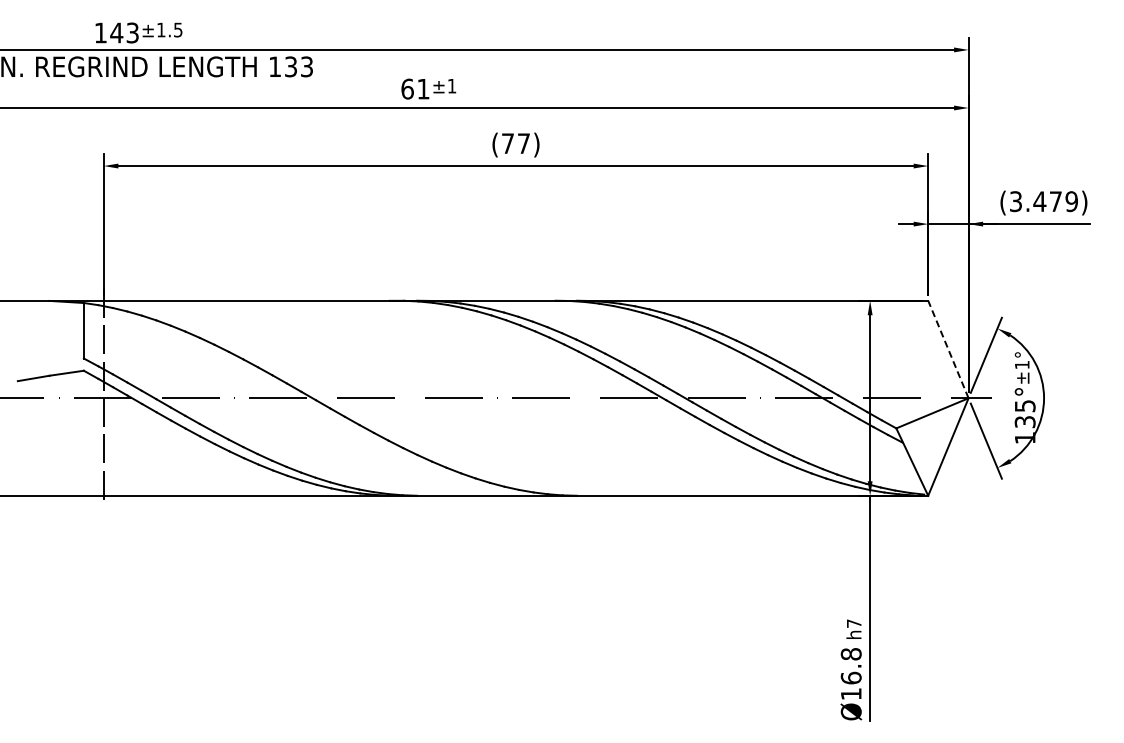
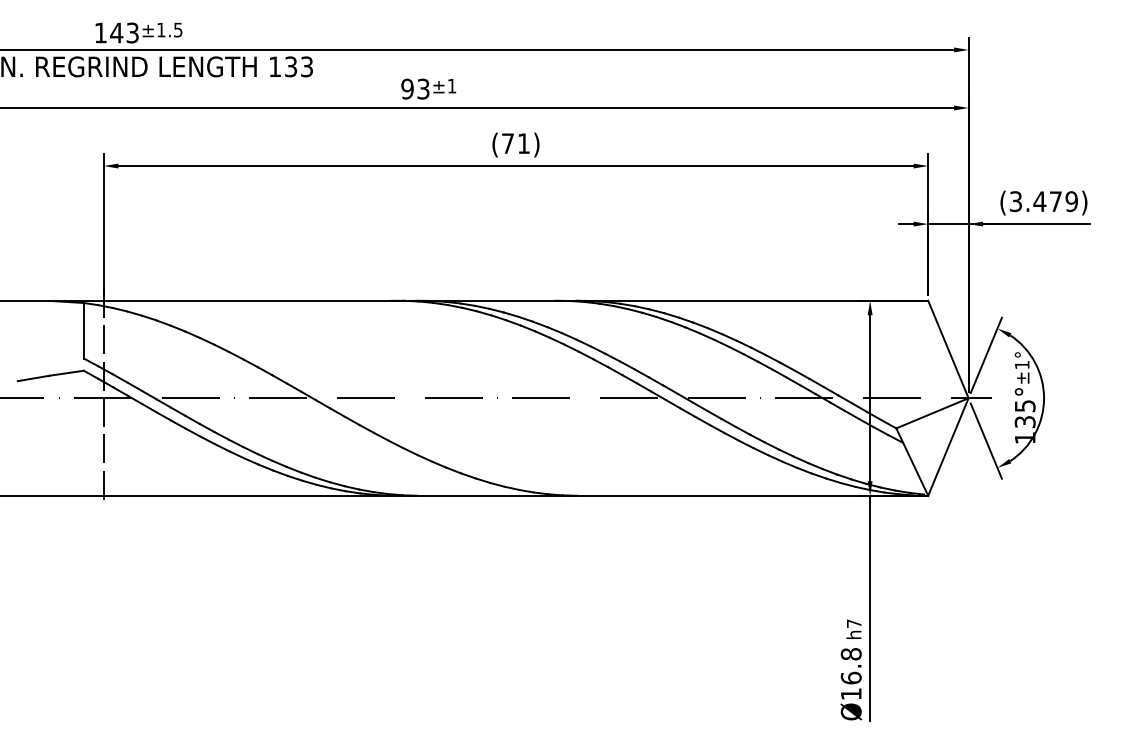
text: 61 -> 93 (415, 88)
text: (77) -> (71) (523, 143)
line: dashed -> solid (948, 349)
